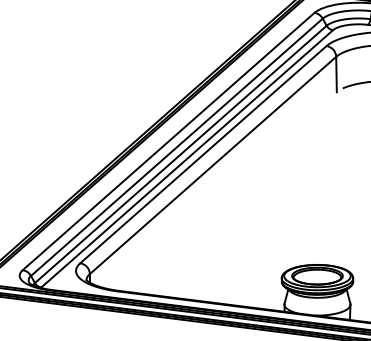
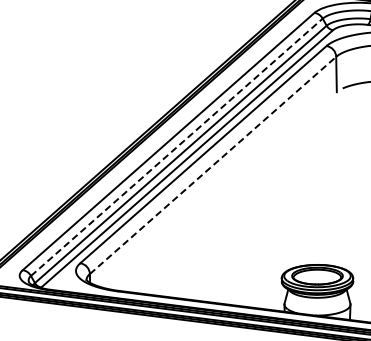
line: solid -> dashed (177, 146)
line: solid -> dashed (213, 165)
